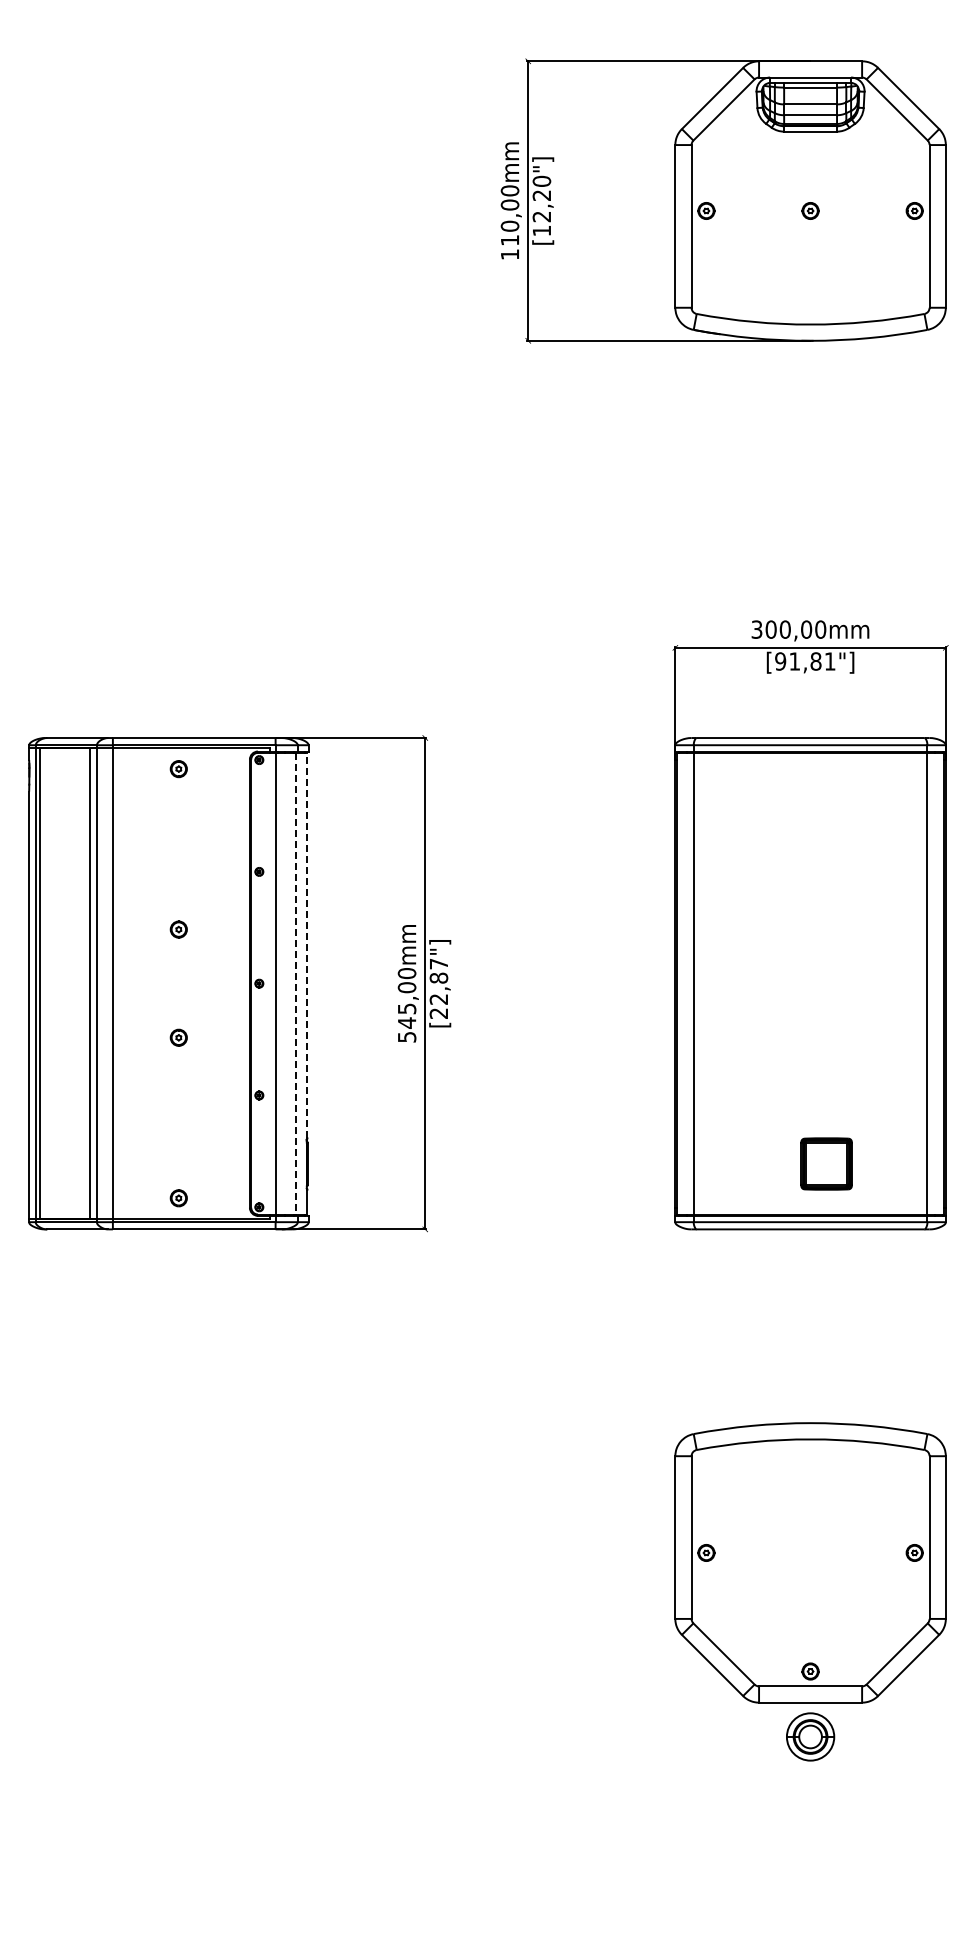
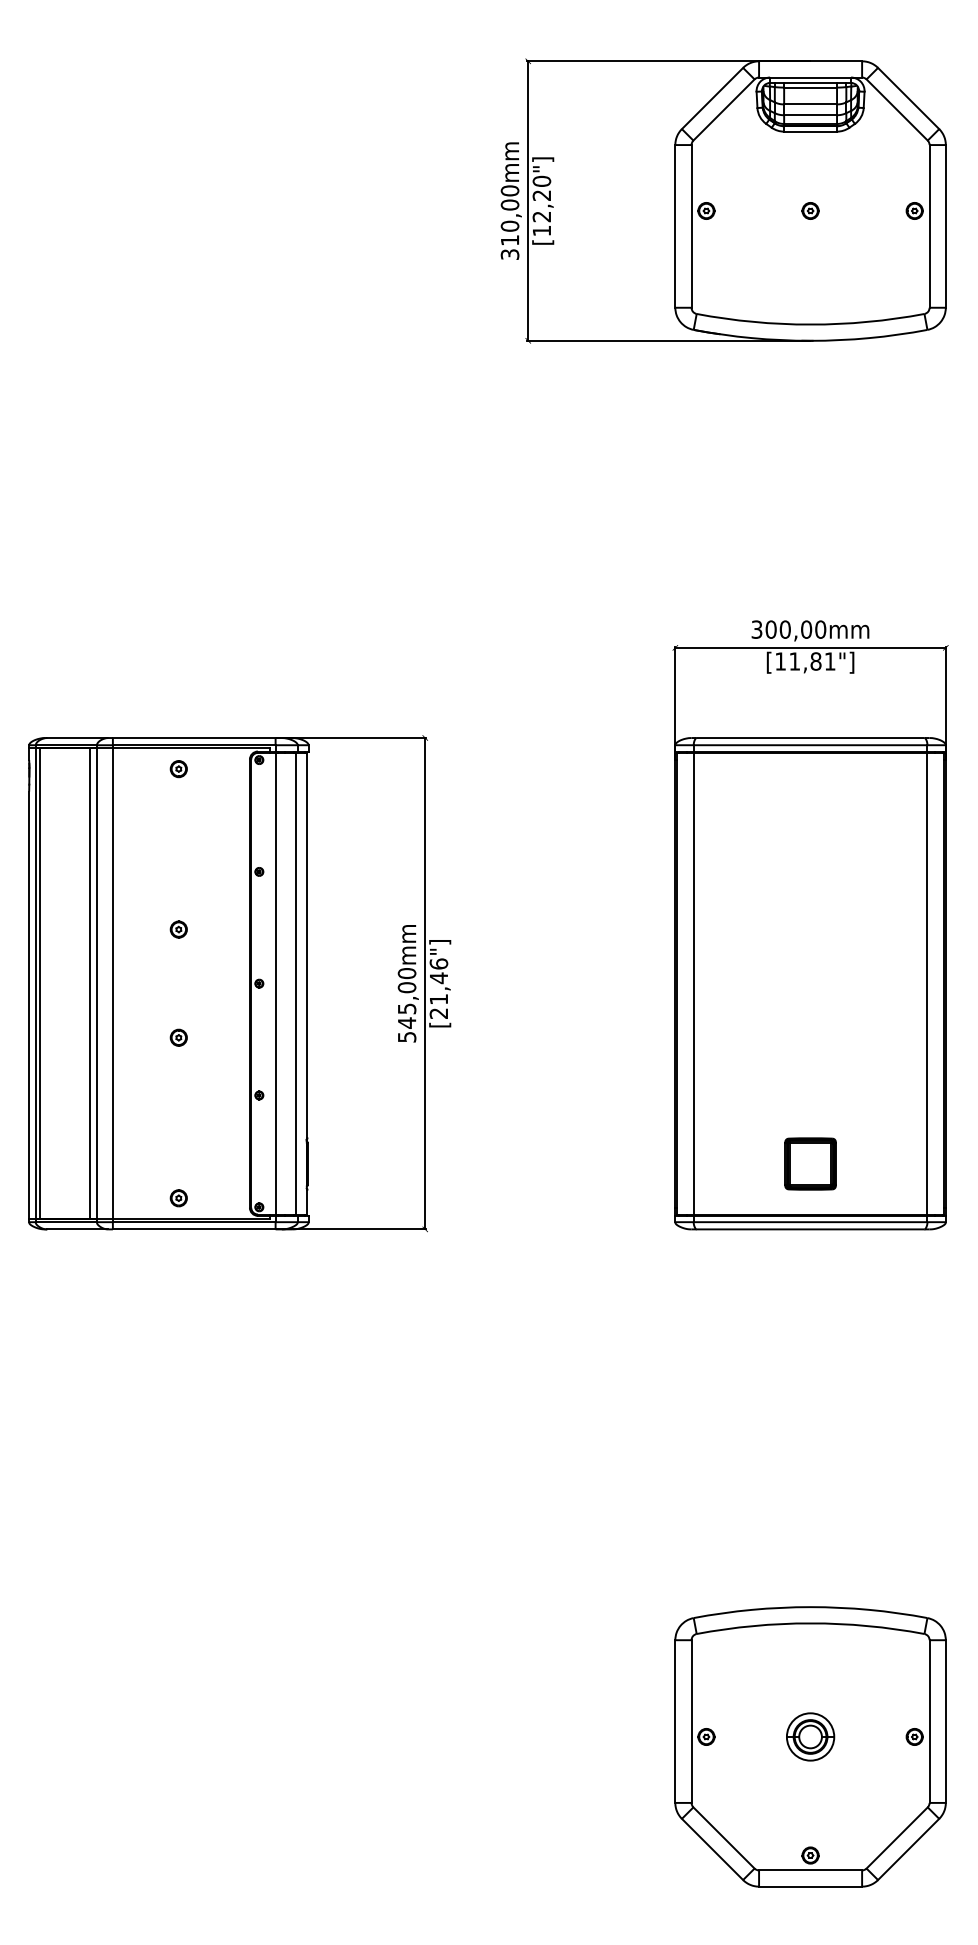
text: 110,00mm -> 310,00mm (509, 254)
text: [91,81"] -> [11,81"] (780, 661)
line: dashed -> solid (307, 945)
text: [22,87"] -> [21,46"] (438, 981)
line: dashed -> solid (296, 983)
part position: (826, 1163) -> (810, 1163) (810, 1163)
part position: (810, 1562) -> (810, 1746) (810, 1746)
